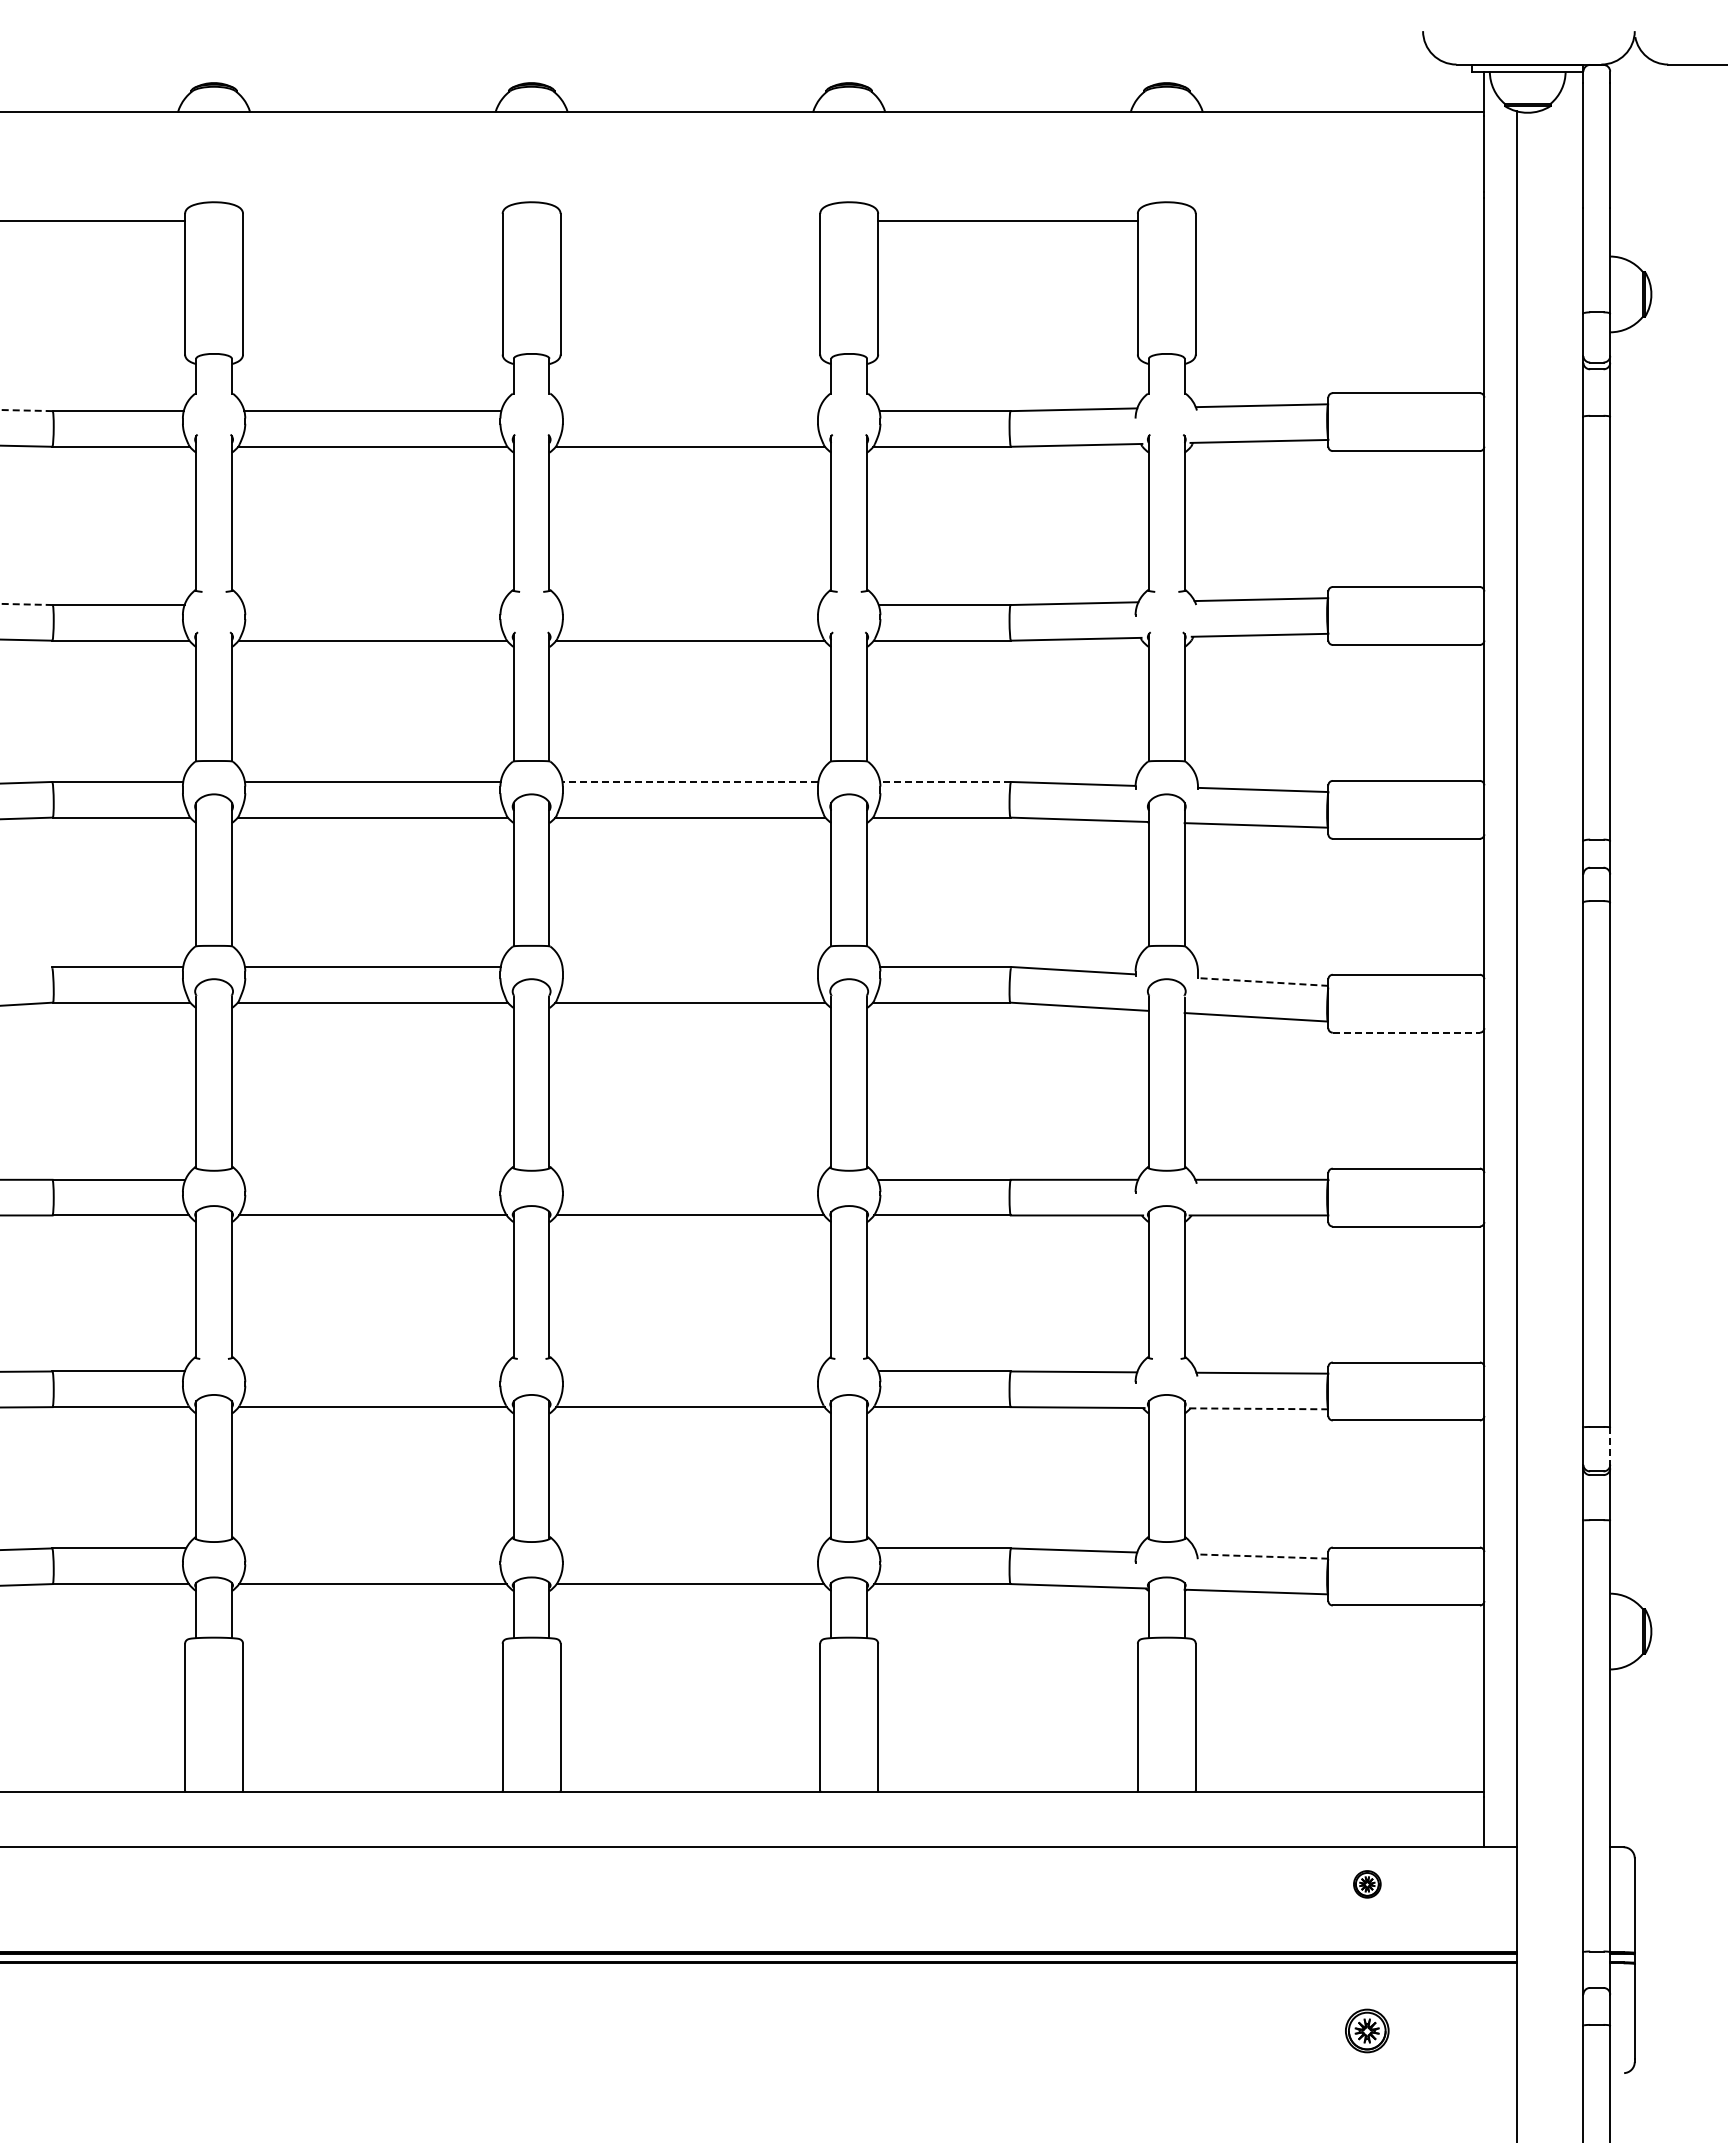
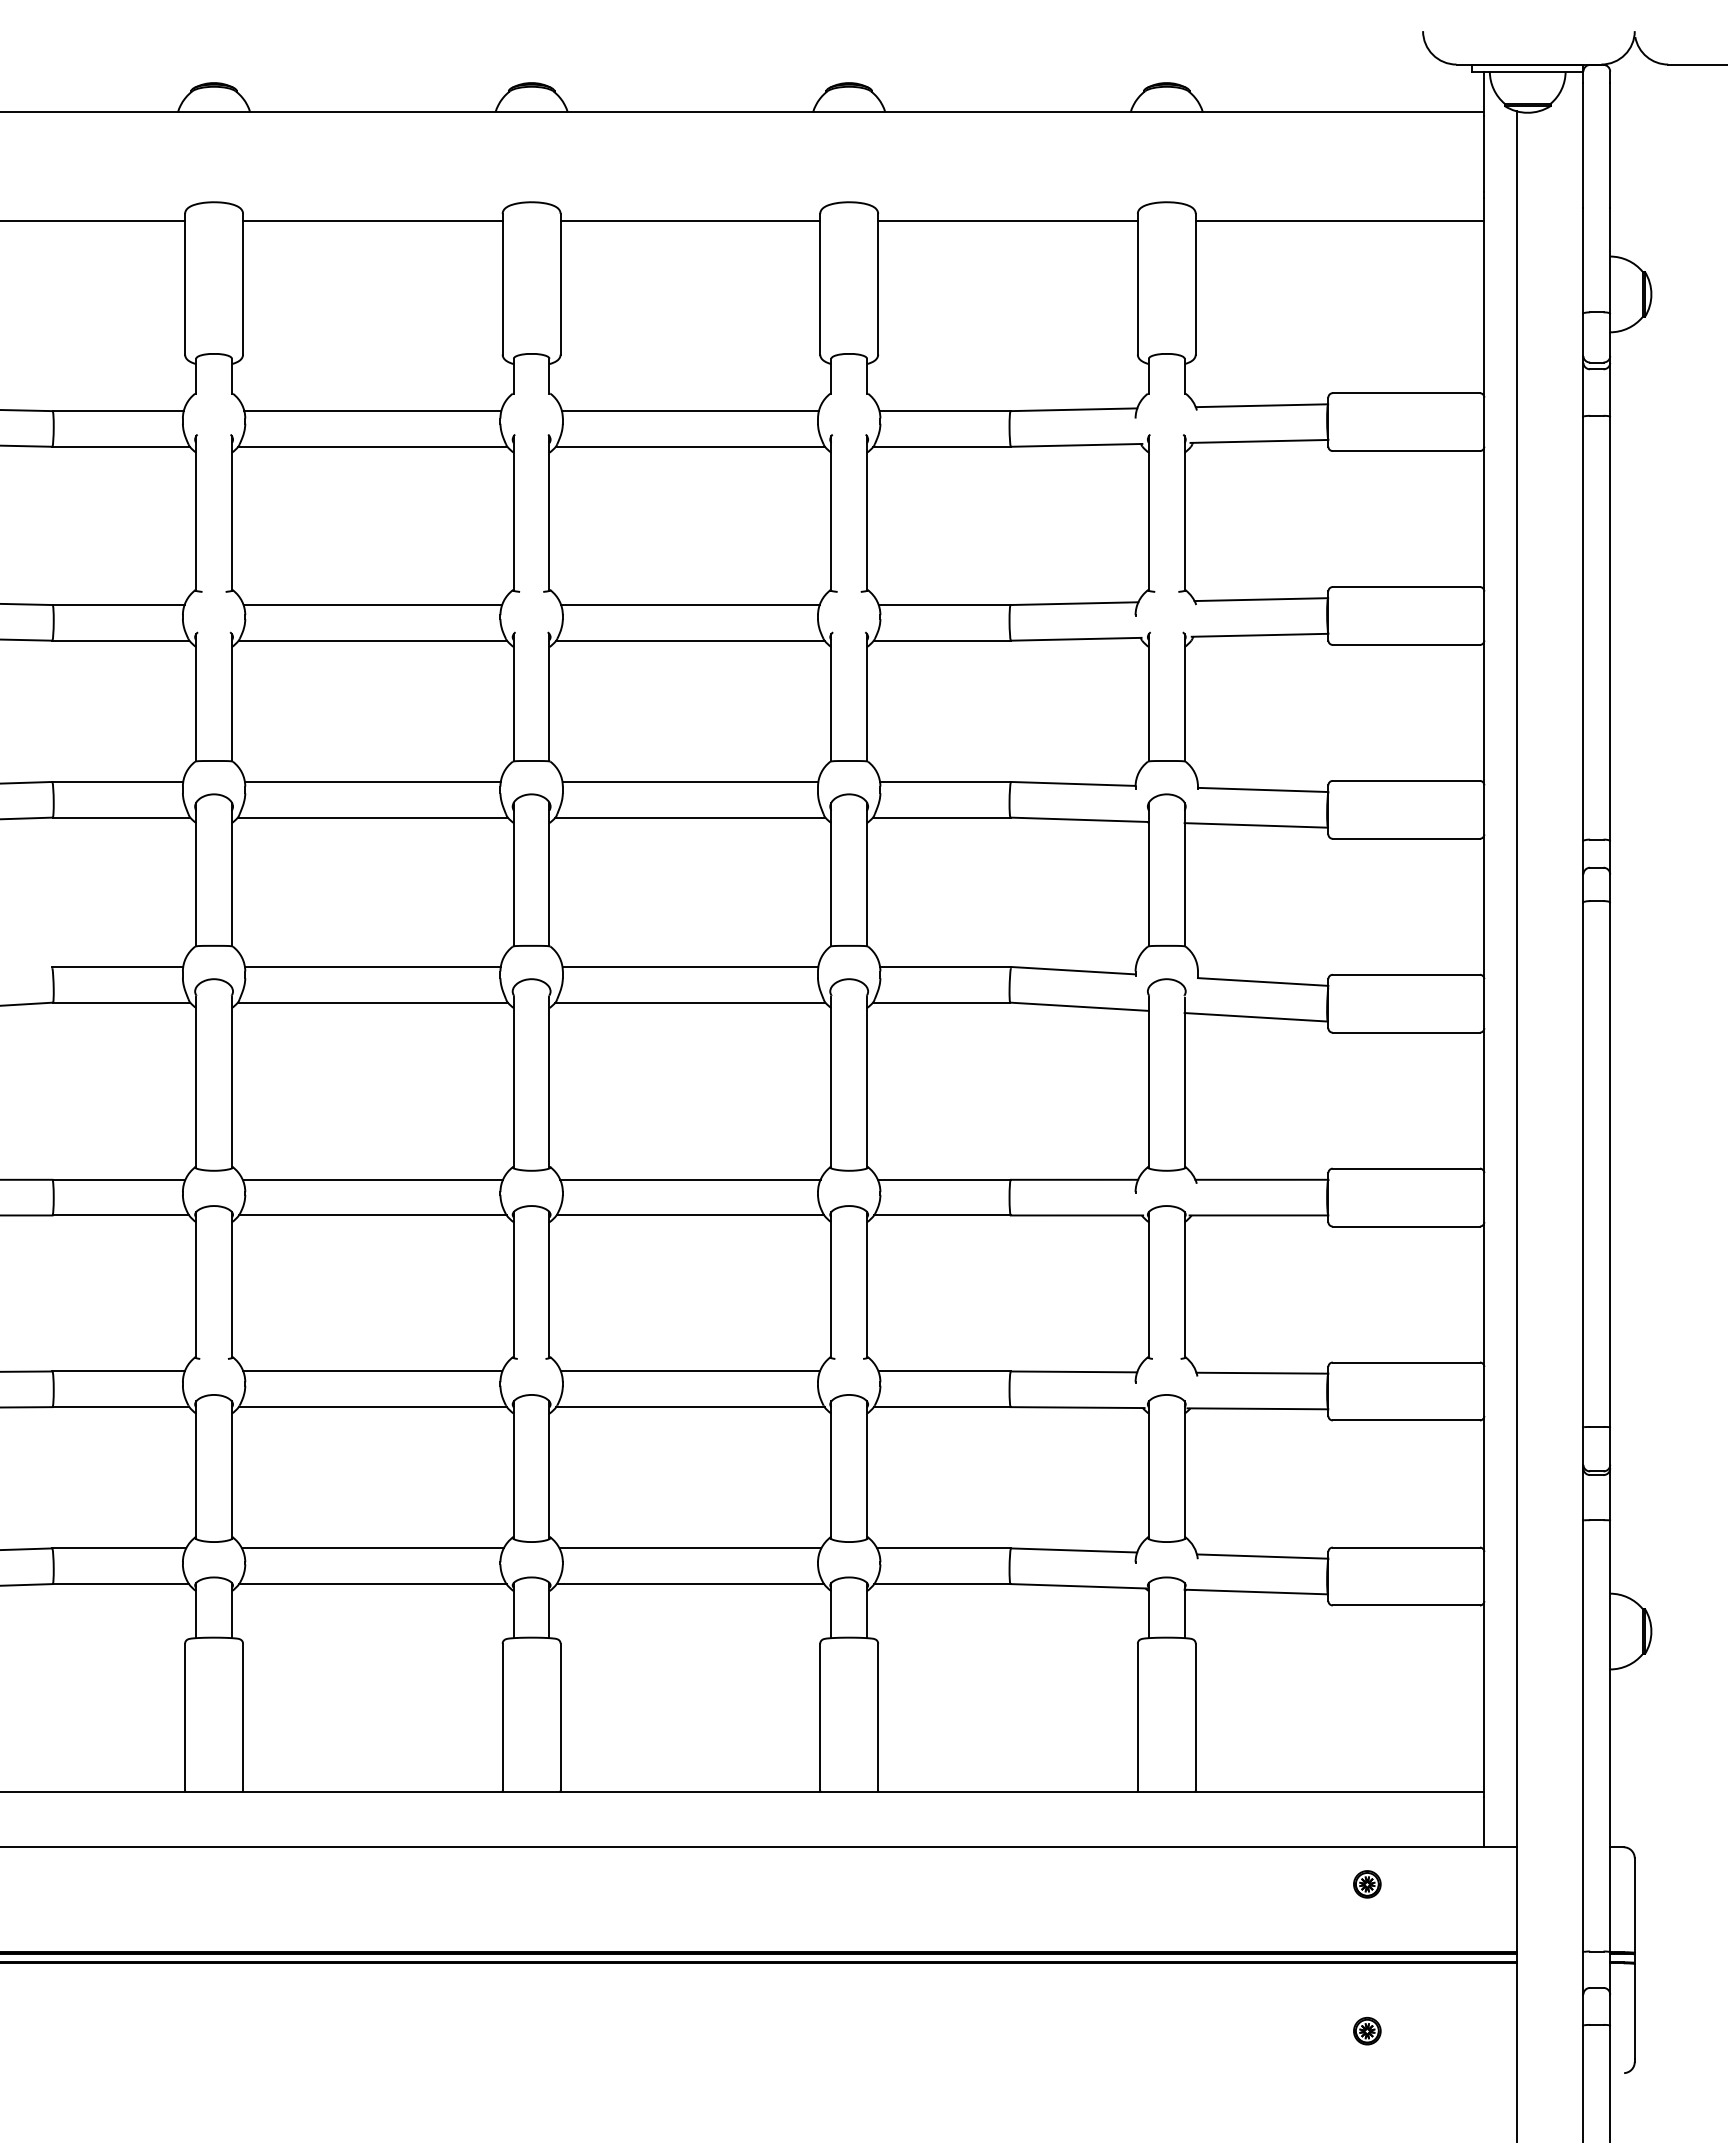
line: none -> present (372, 221)
line: none -> present (690, 221)
line: none -> present (1339, 221)
line: dashed -> solid (26, 410)
line: none -> present (689, 411)
line: dashed -> solid (26, 604)
line: none -> present (372, 605)
line: none -> present (690, 605)
line: dashed -> solid (690, 781)
line: dashed -> solid (945, 781)
line: none -> present (690, 967)
line: dashed -> solid (1262, 981)
line: dashed -> solid (1406, 1032)
line: none -> present (372, 1179)
line: none -> present (690, 1179)
line: none -> present (372, 1371)
line: none -> present (689, 1371)
line: dashed -> solid (1257, 1408)
line: dashed -> solid (1610, 1446)
line: none -> present (372, 1548)
line: none -> present (690, 1548)
line: dashed -> solid (1262, 1556)
part size: 45x46 px -> 29x29 px (1367, 2031)
